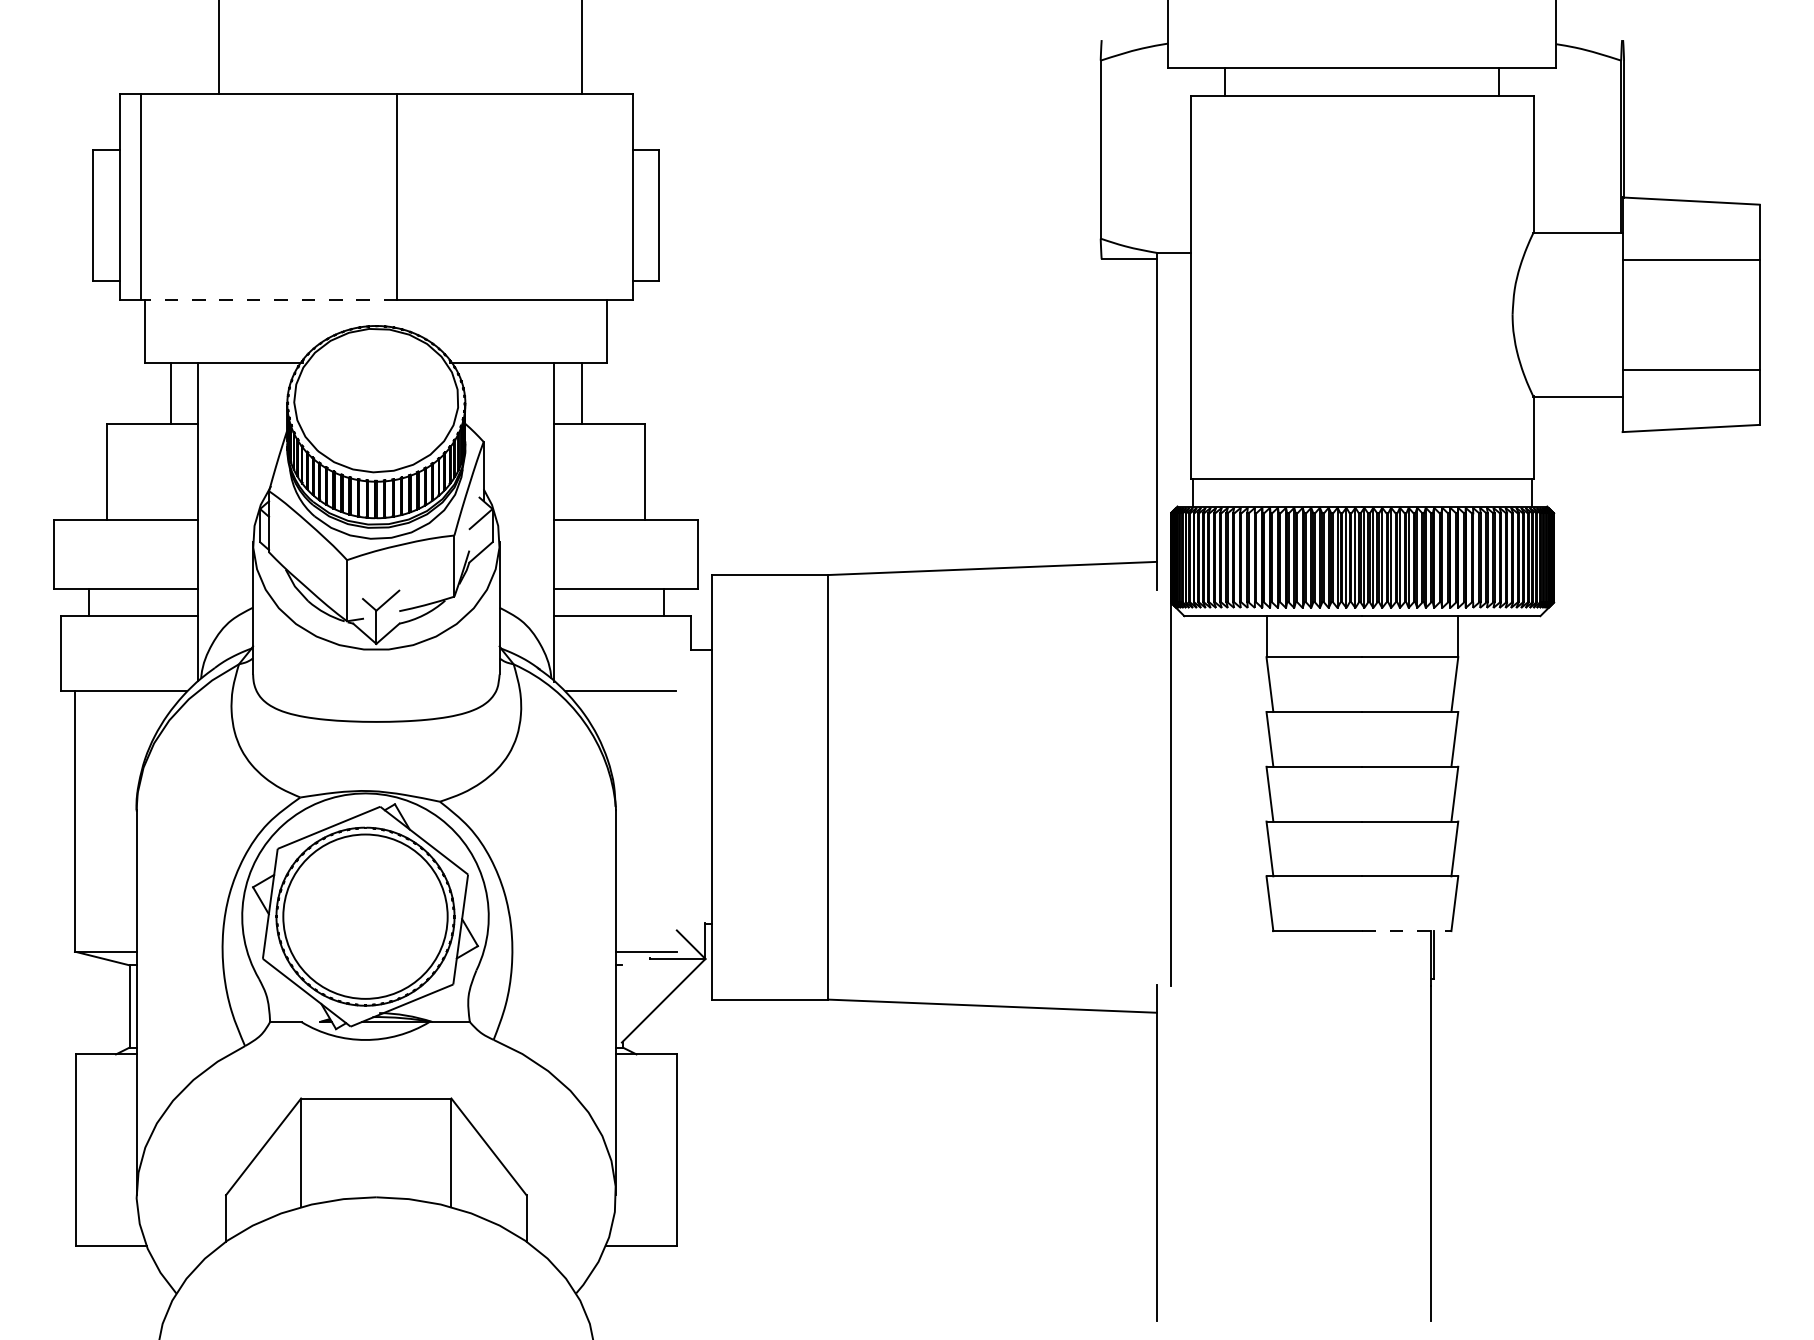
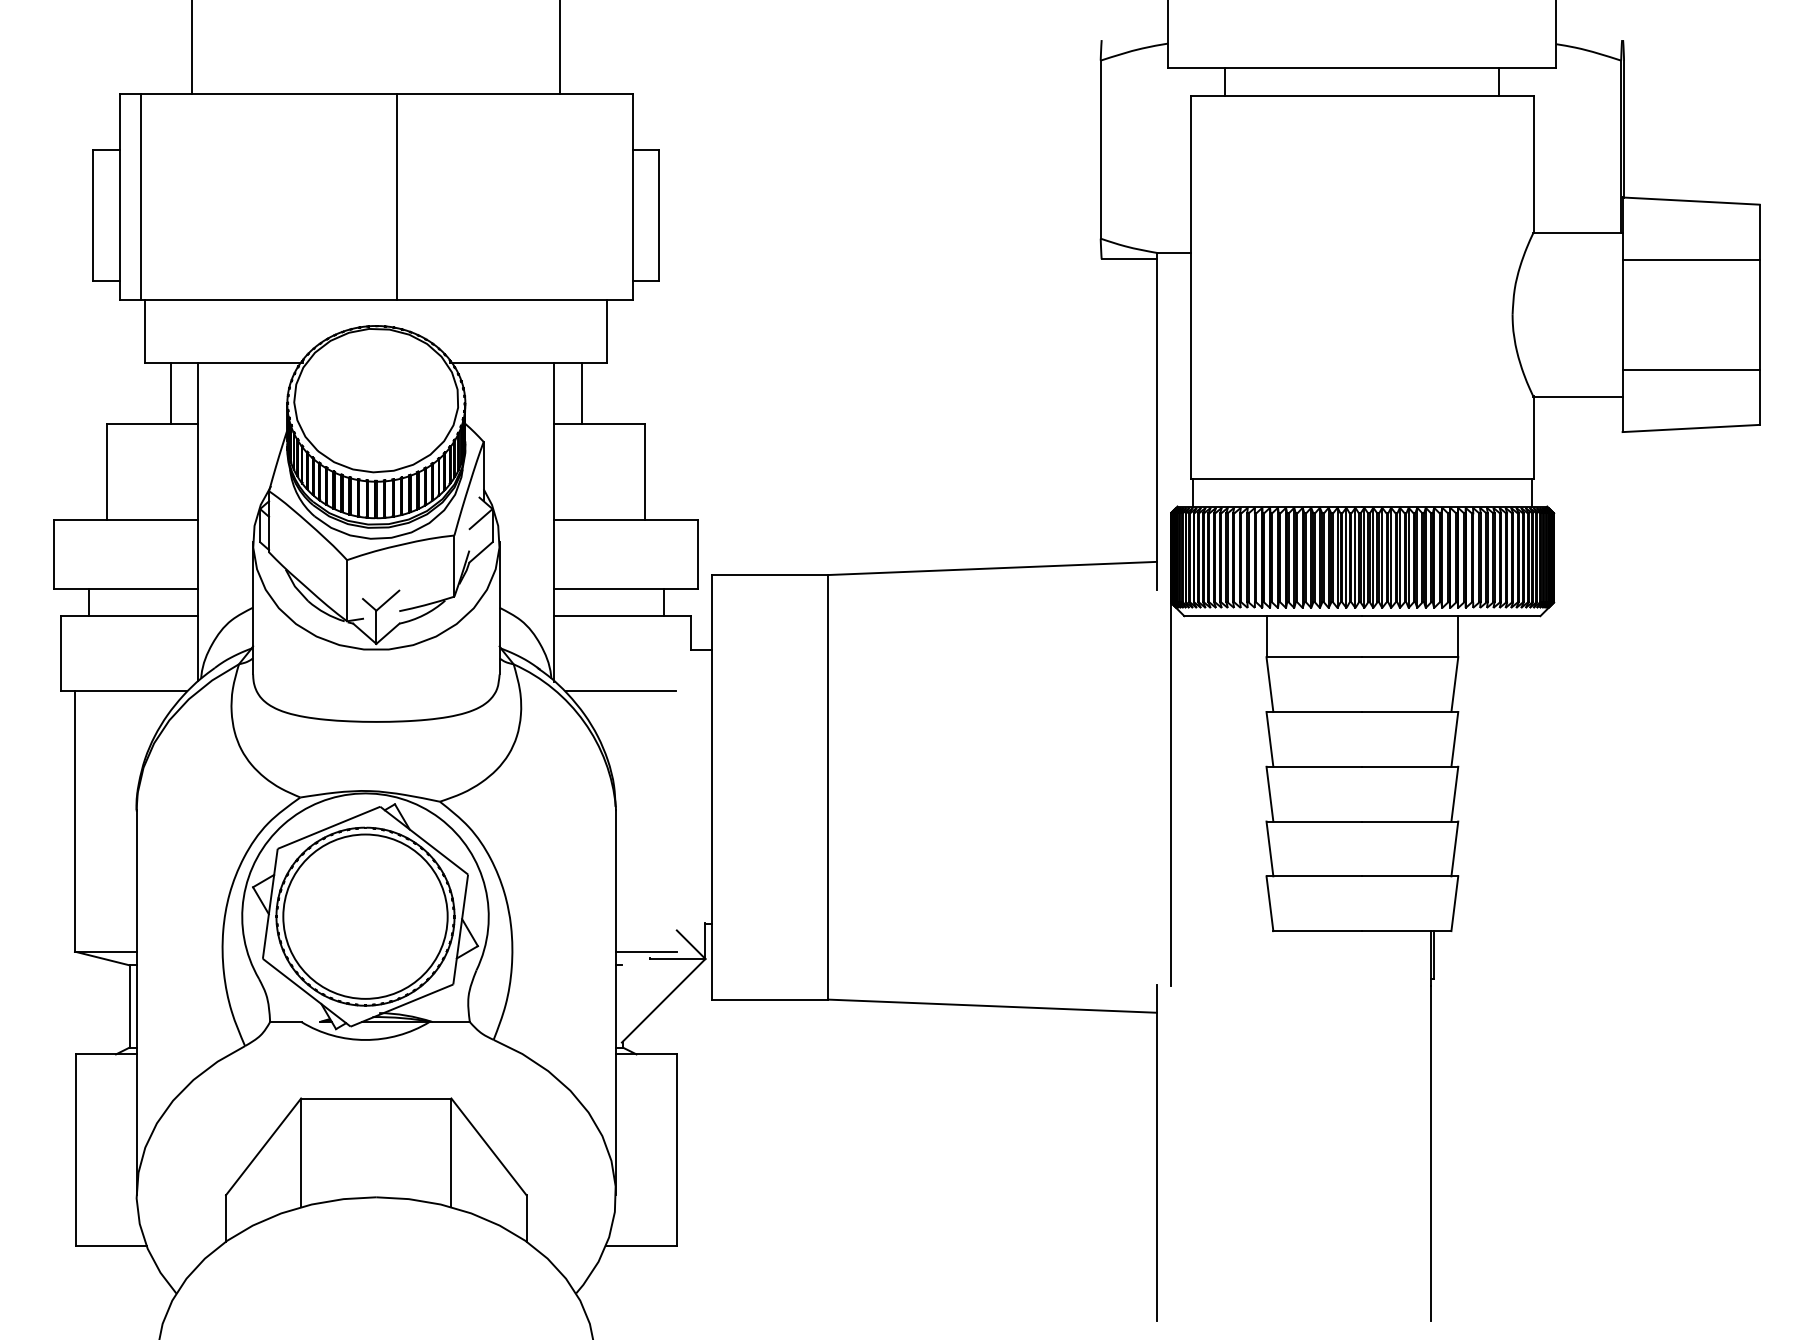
line position: (219, 48) -> (192, 48) (192, 48)
line position: (582, 48) -> (560, 48) (560, 48)
line: dashed -> solid (268, 299)
line: dashed -> solid (1406, 931)
